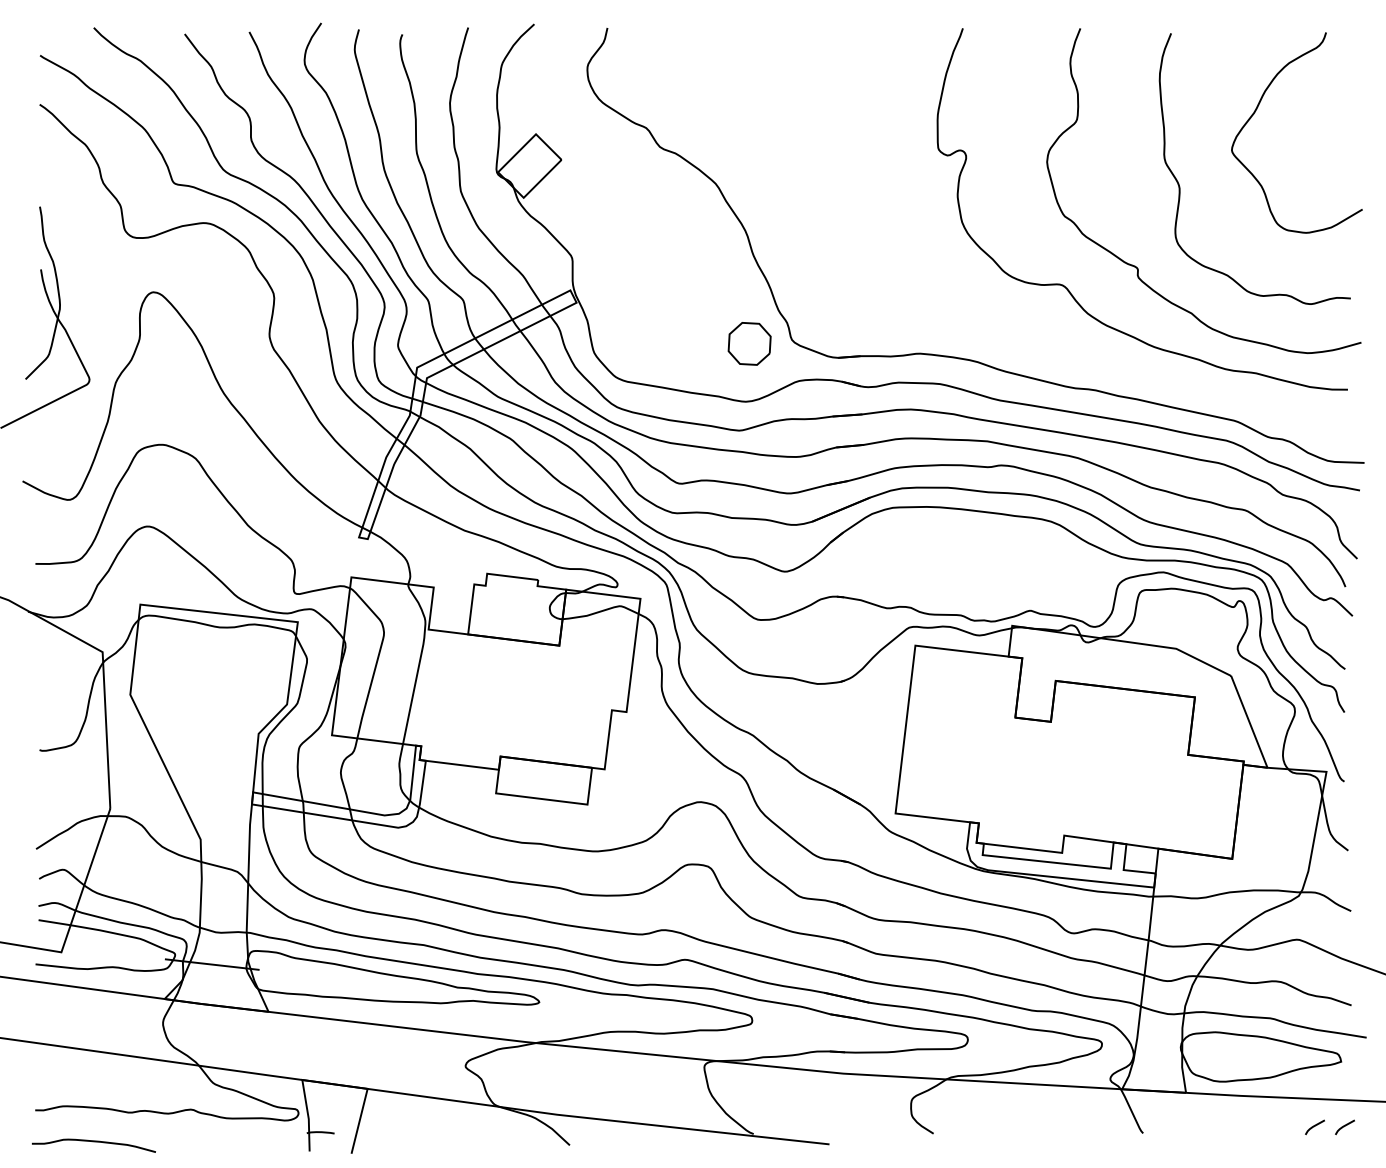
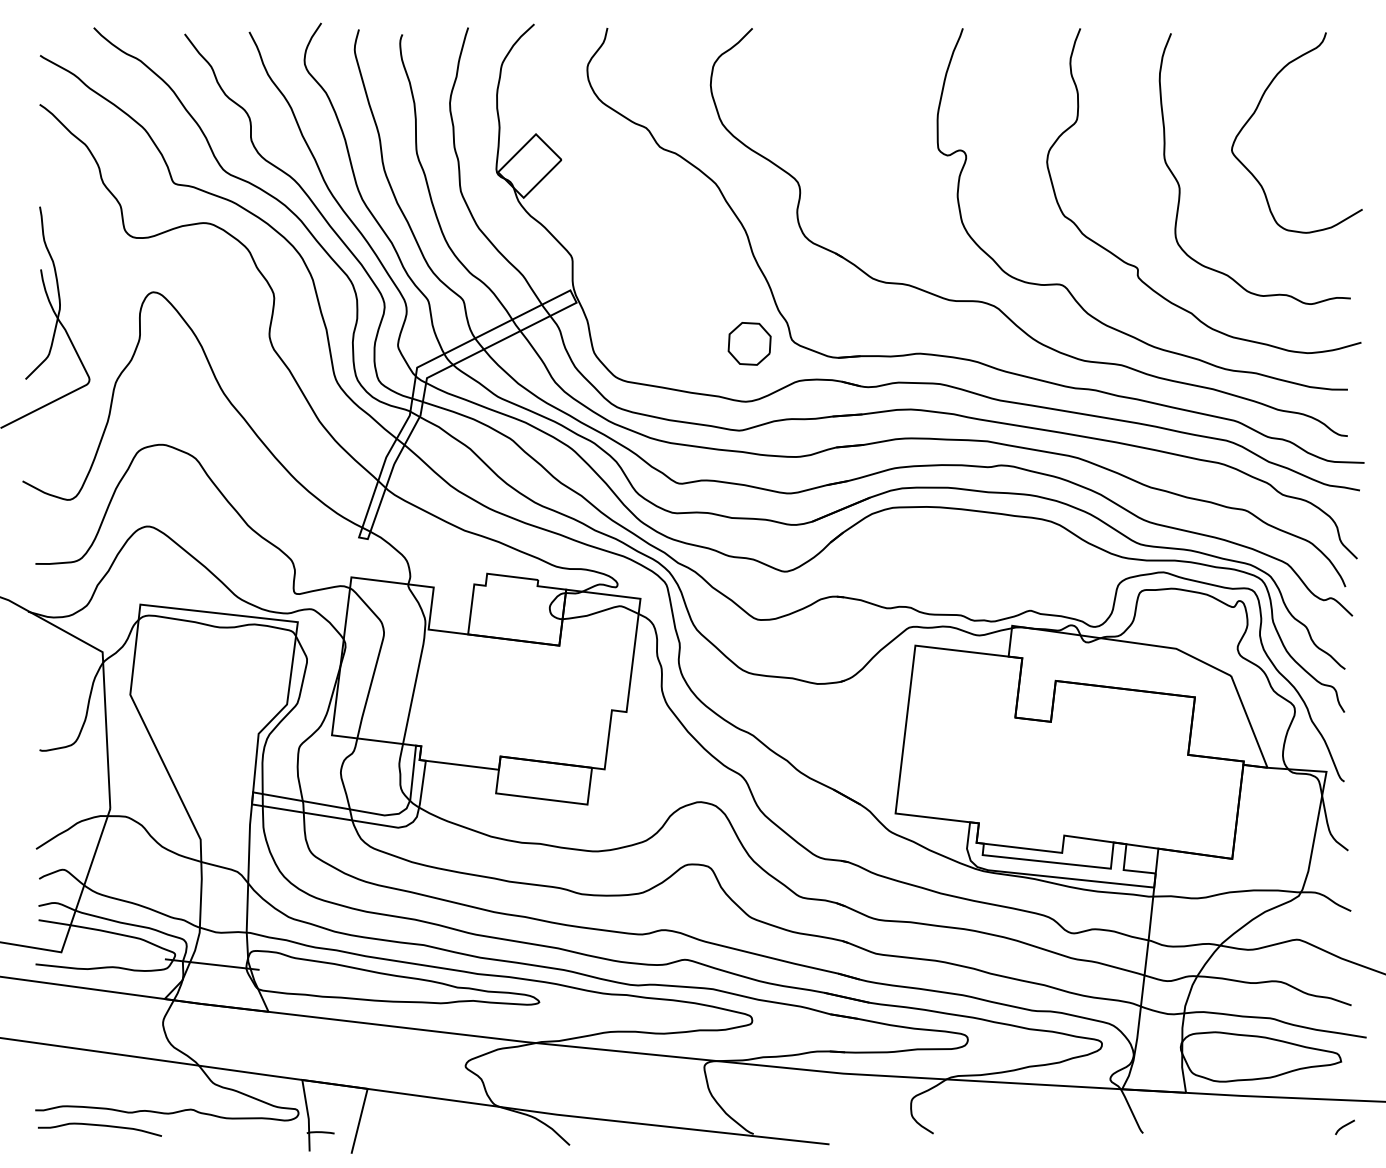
part: none -> present (995, 305)
line: present -> none (1314, 1127)
curve position: (93, 1142) -> (99, 1126) (99, 1126)
